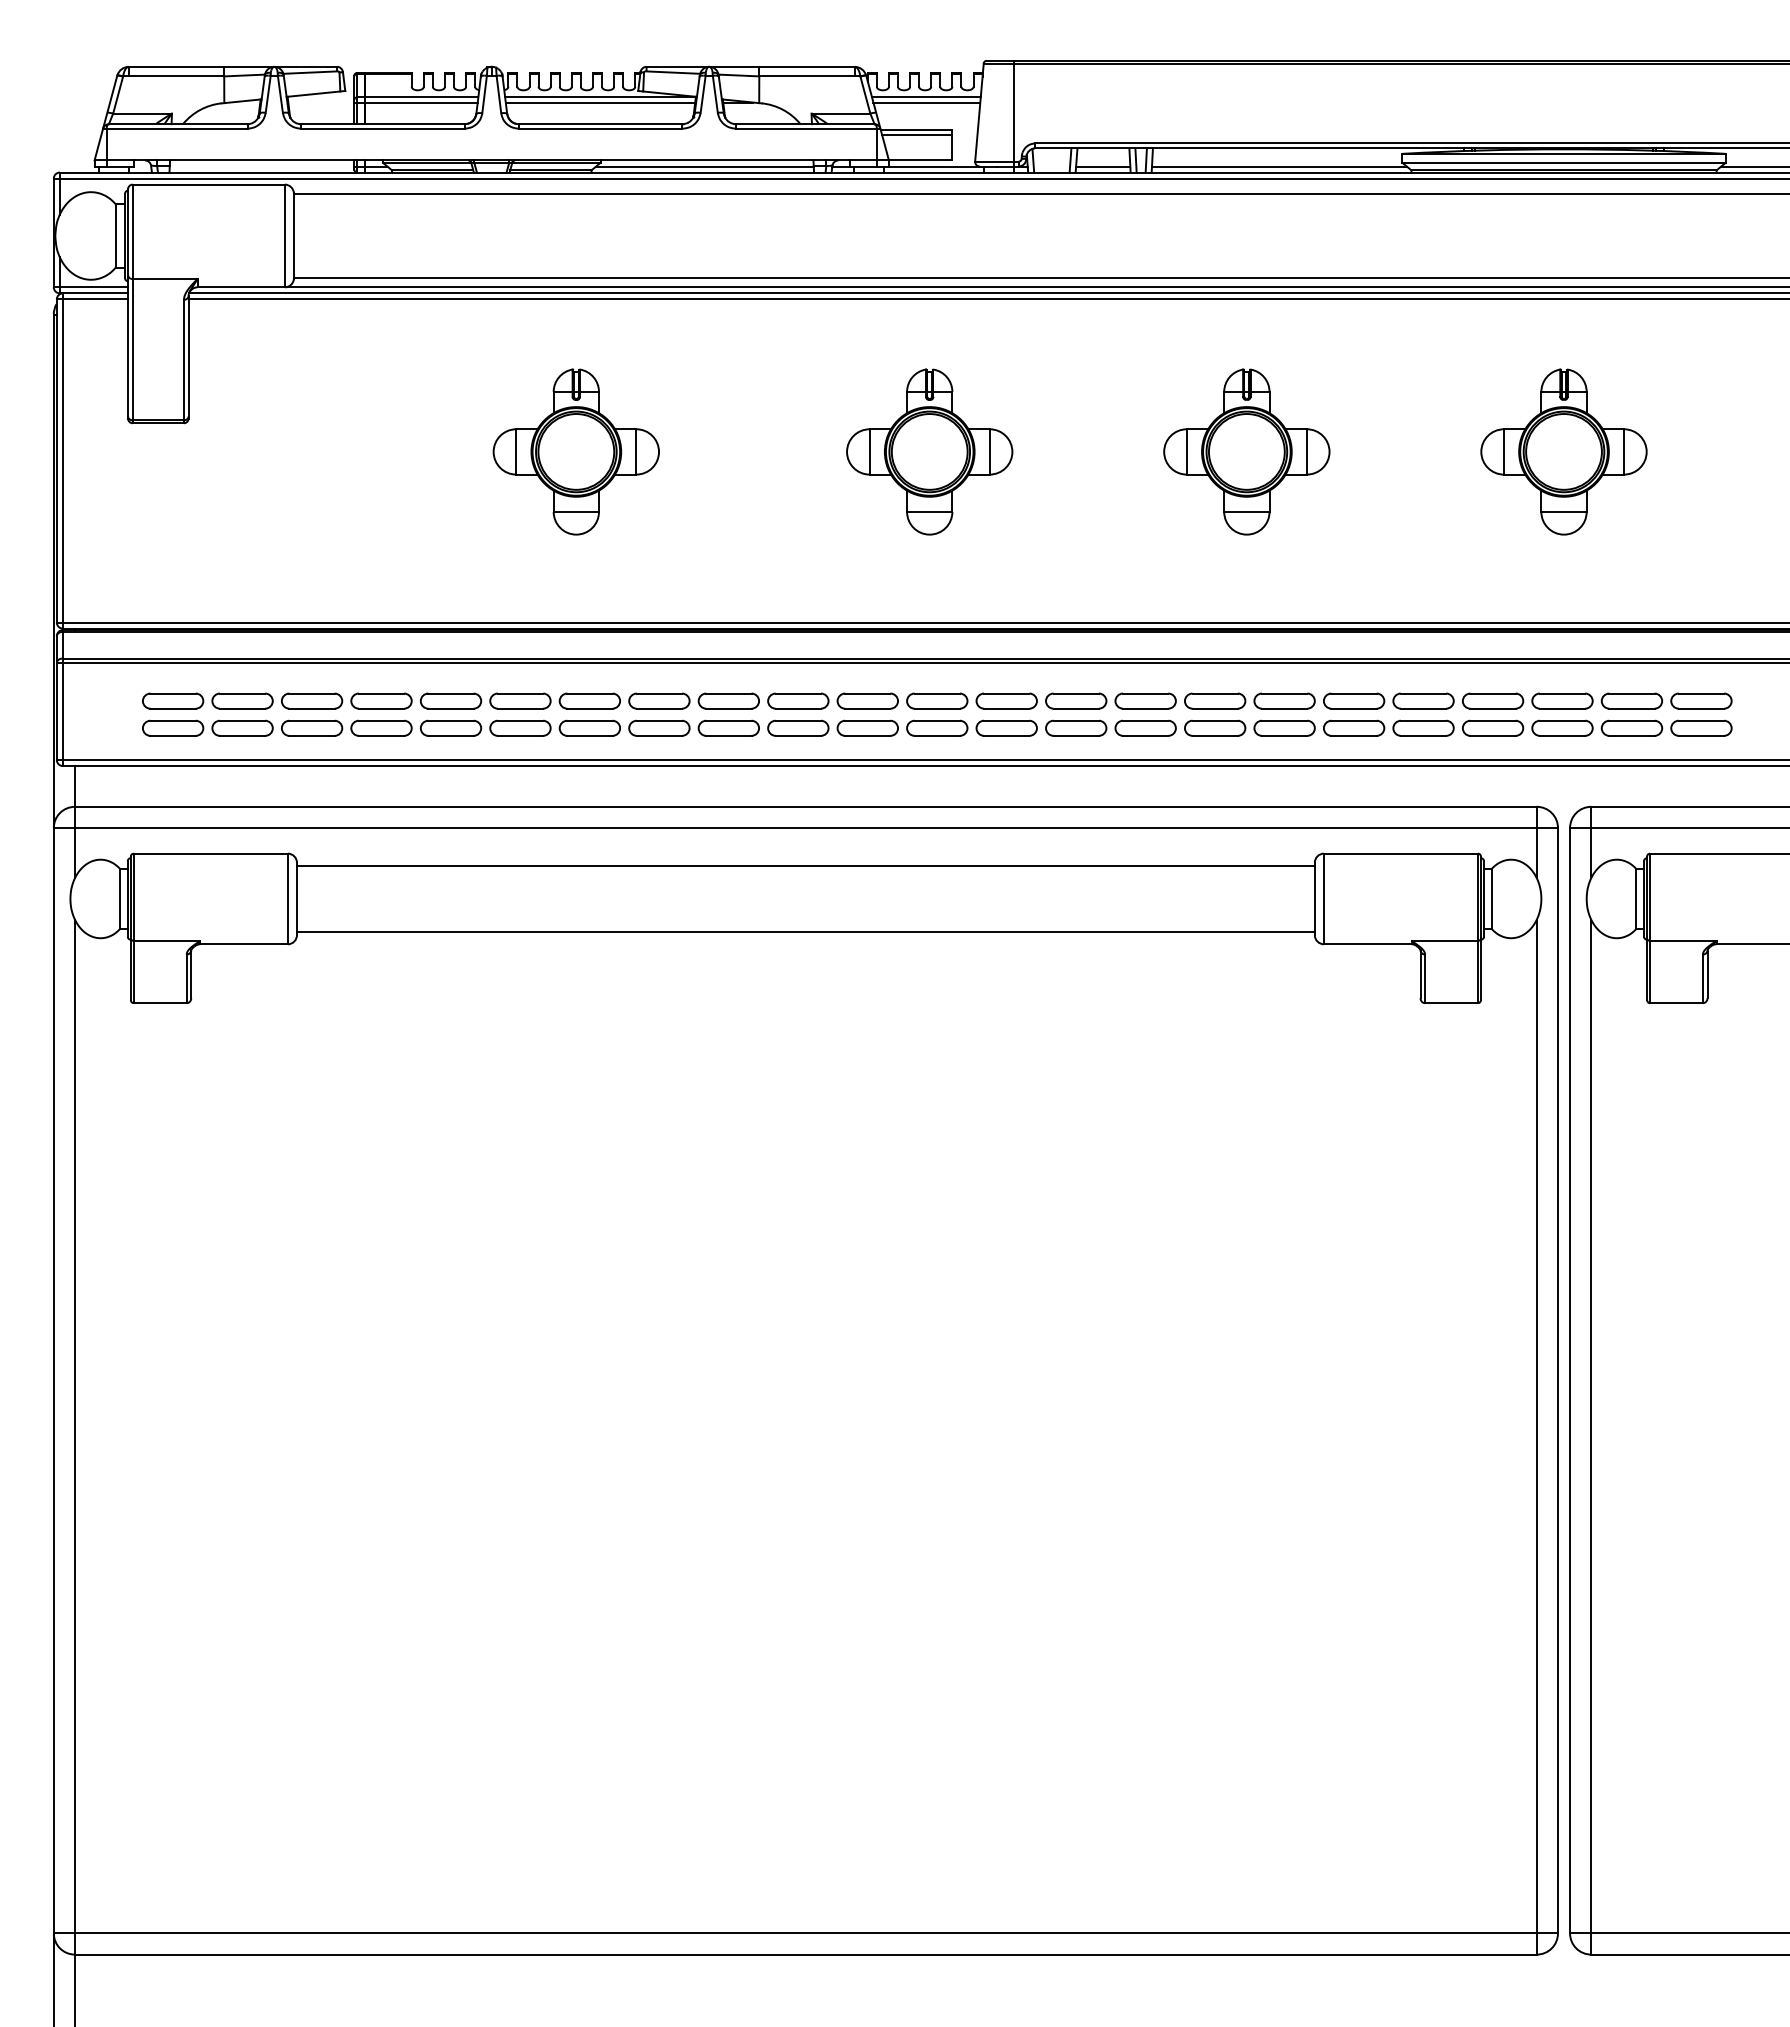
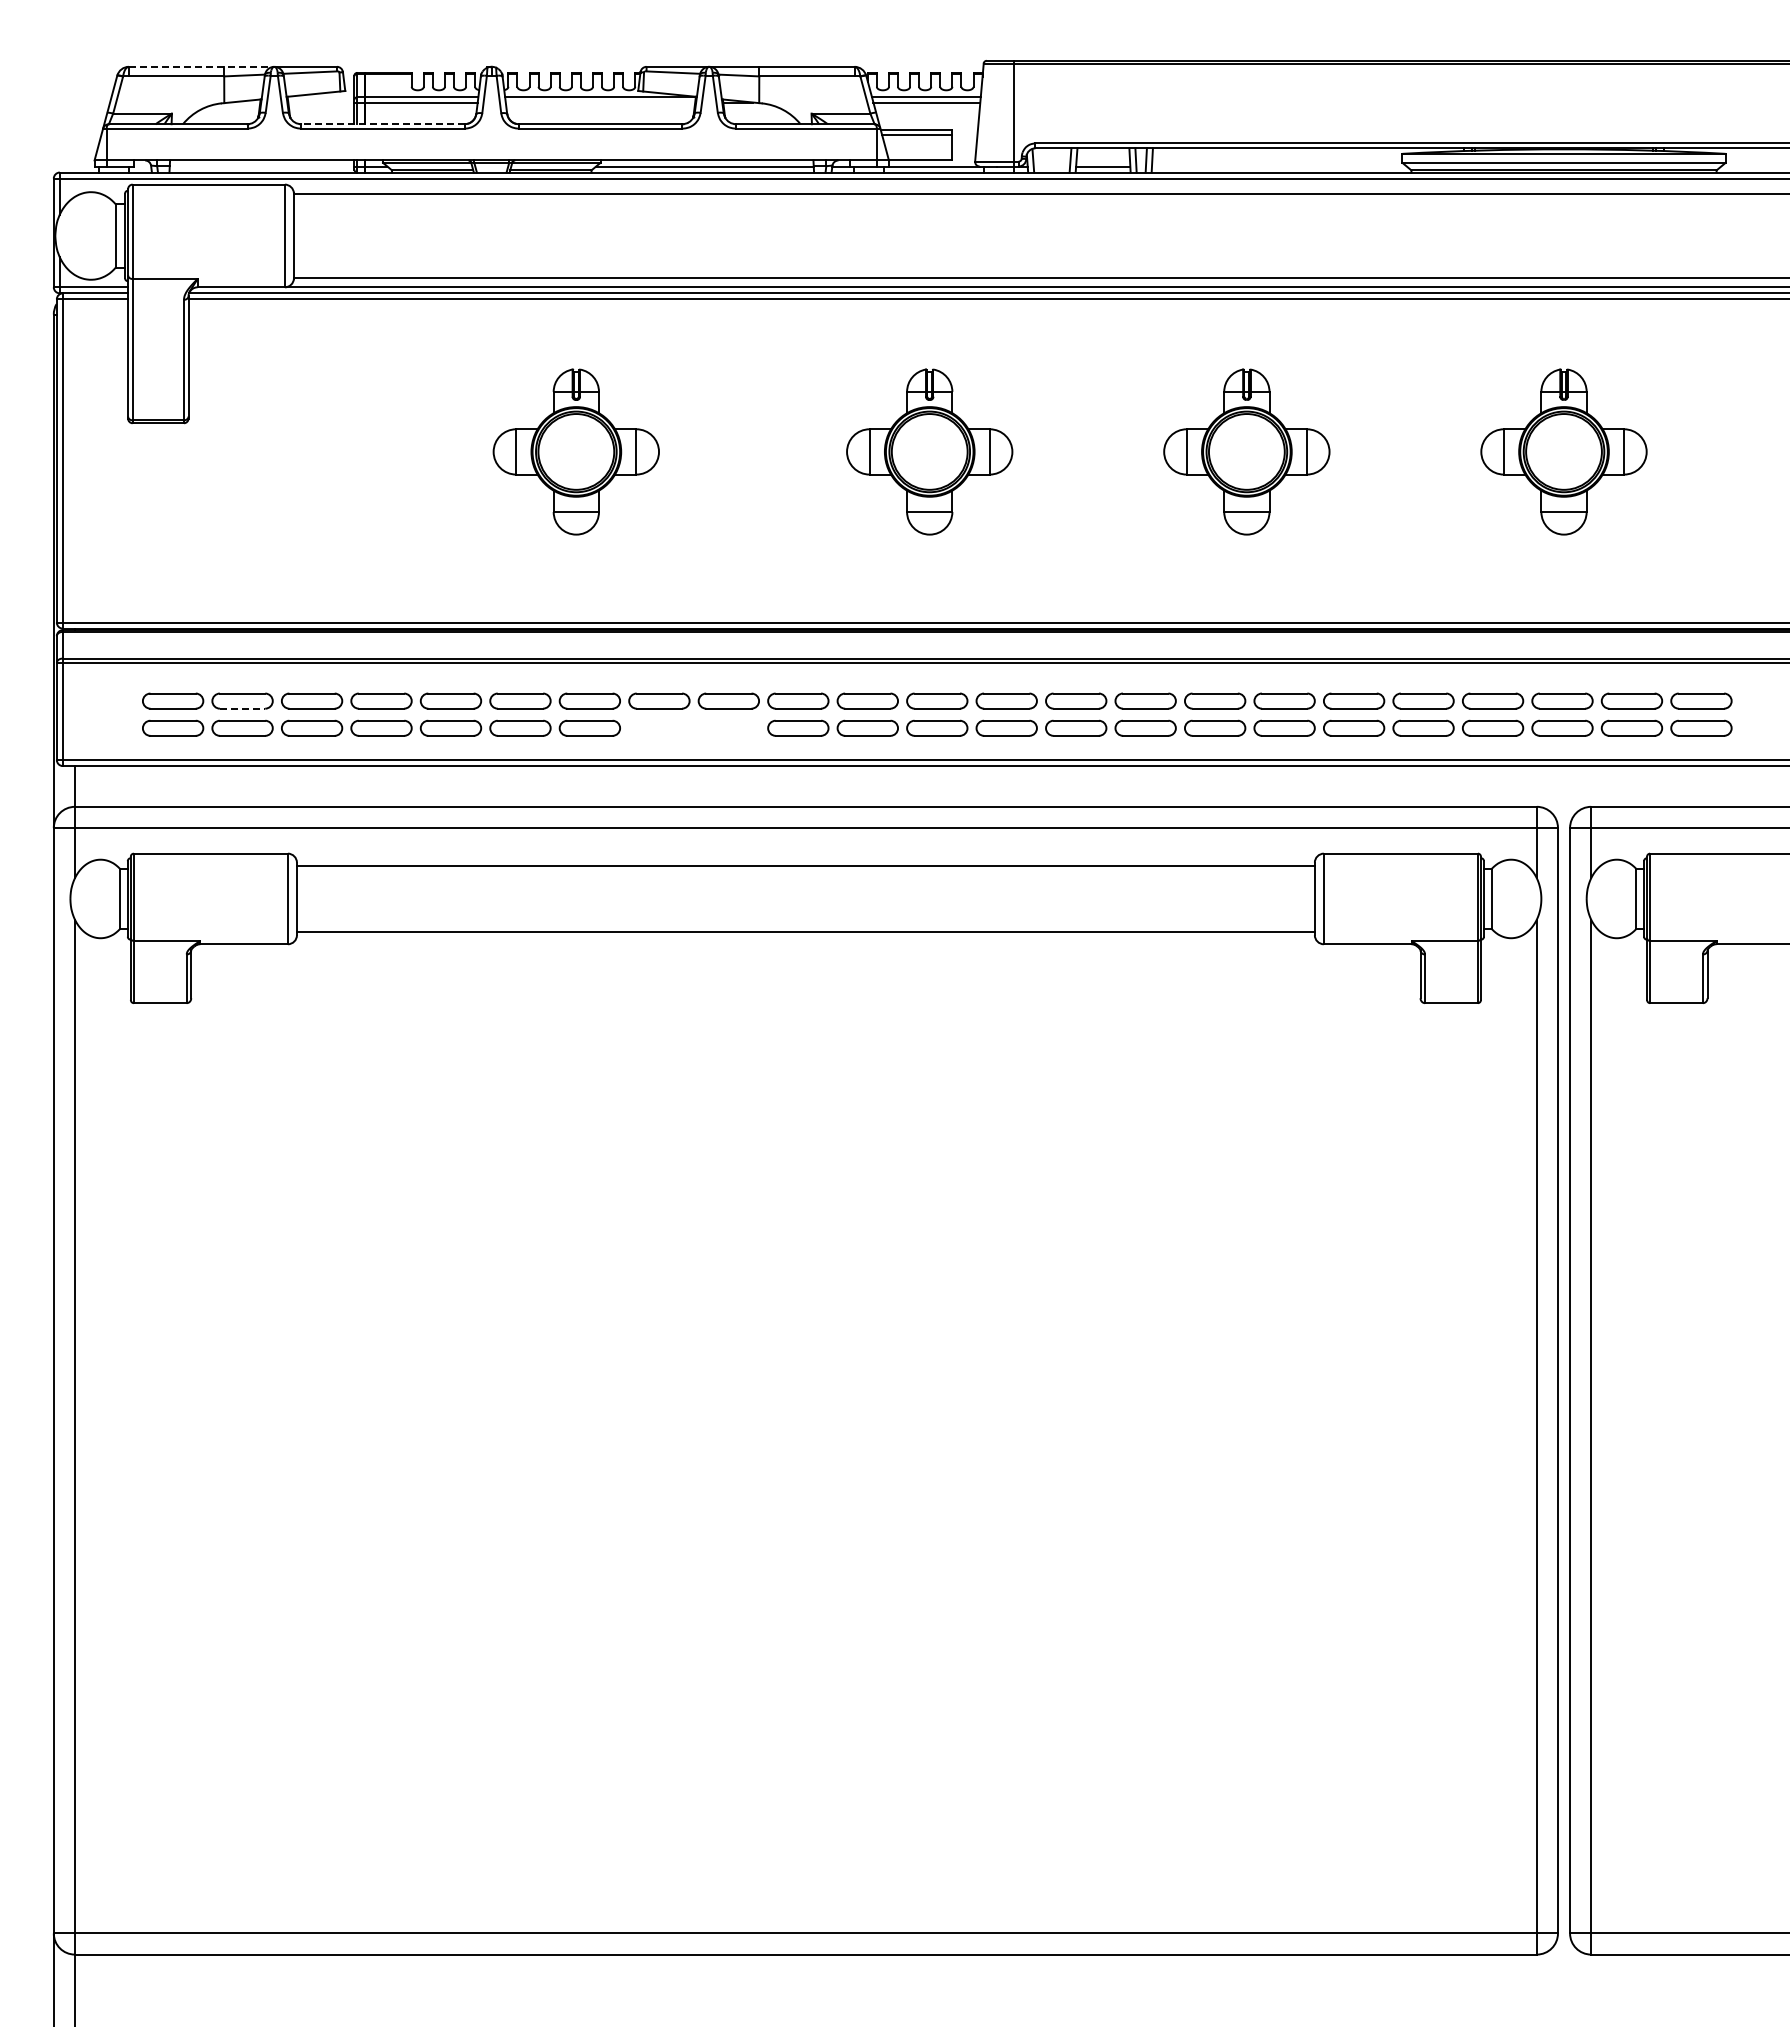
line: solid -> dashed (201, 66)
line: present -> none (600, 102)
line: solid -> dashed (382, 124)
line: present -> none (1278, 166)
line: present -> none (1753, 166)
line: solid -> dashed (242, 708)
part: present -> none (693, 727)
